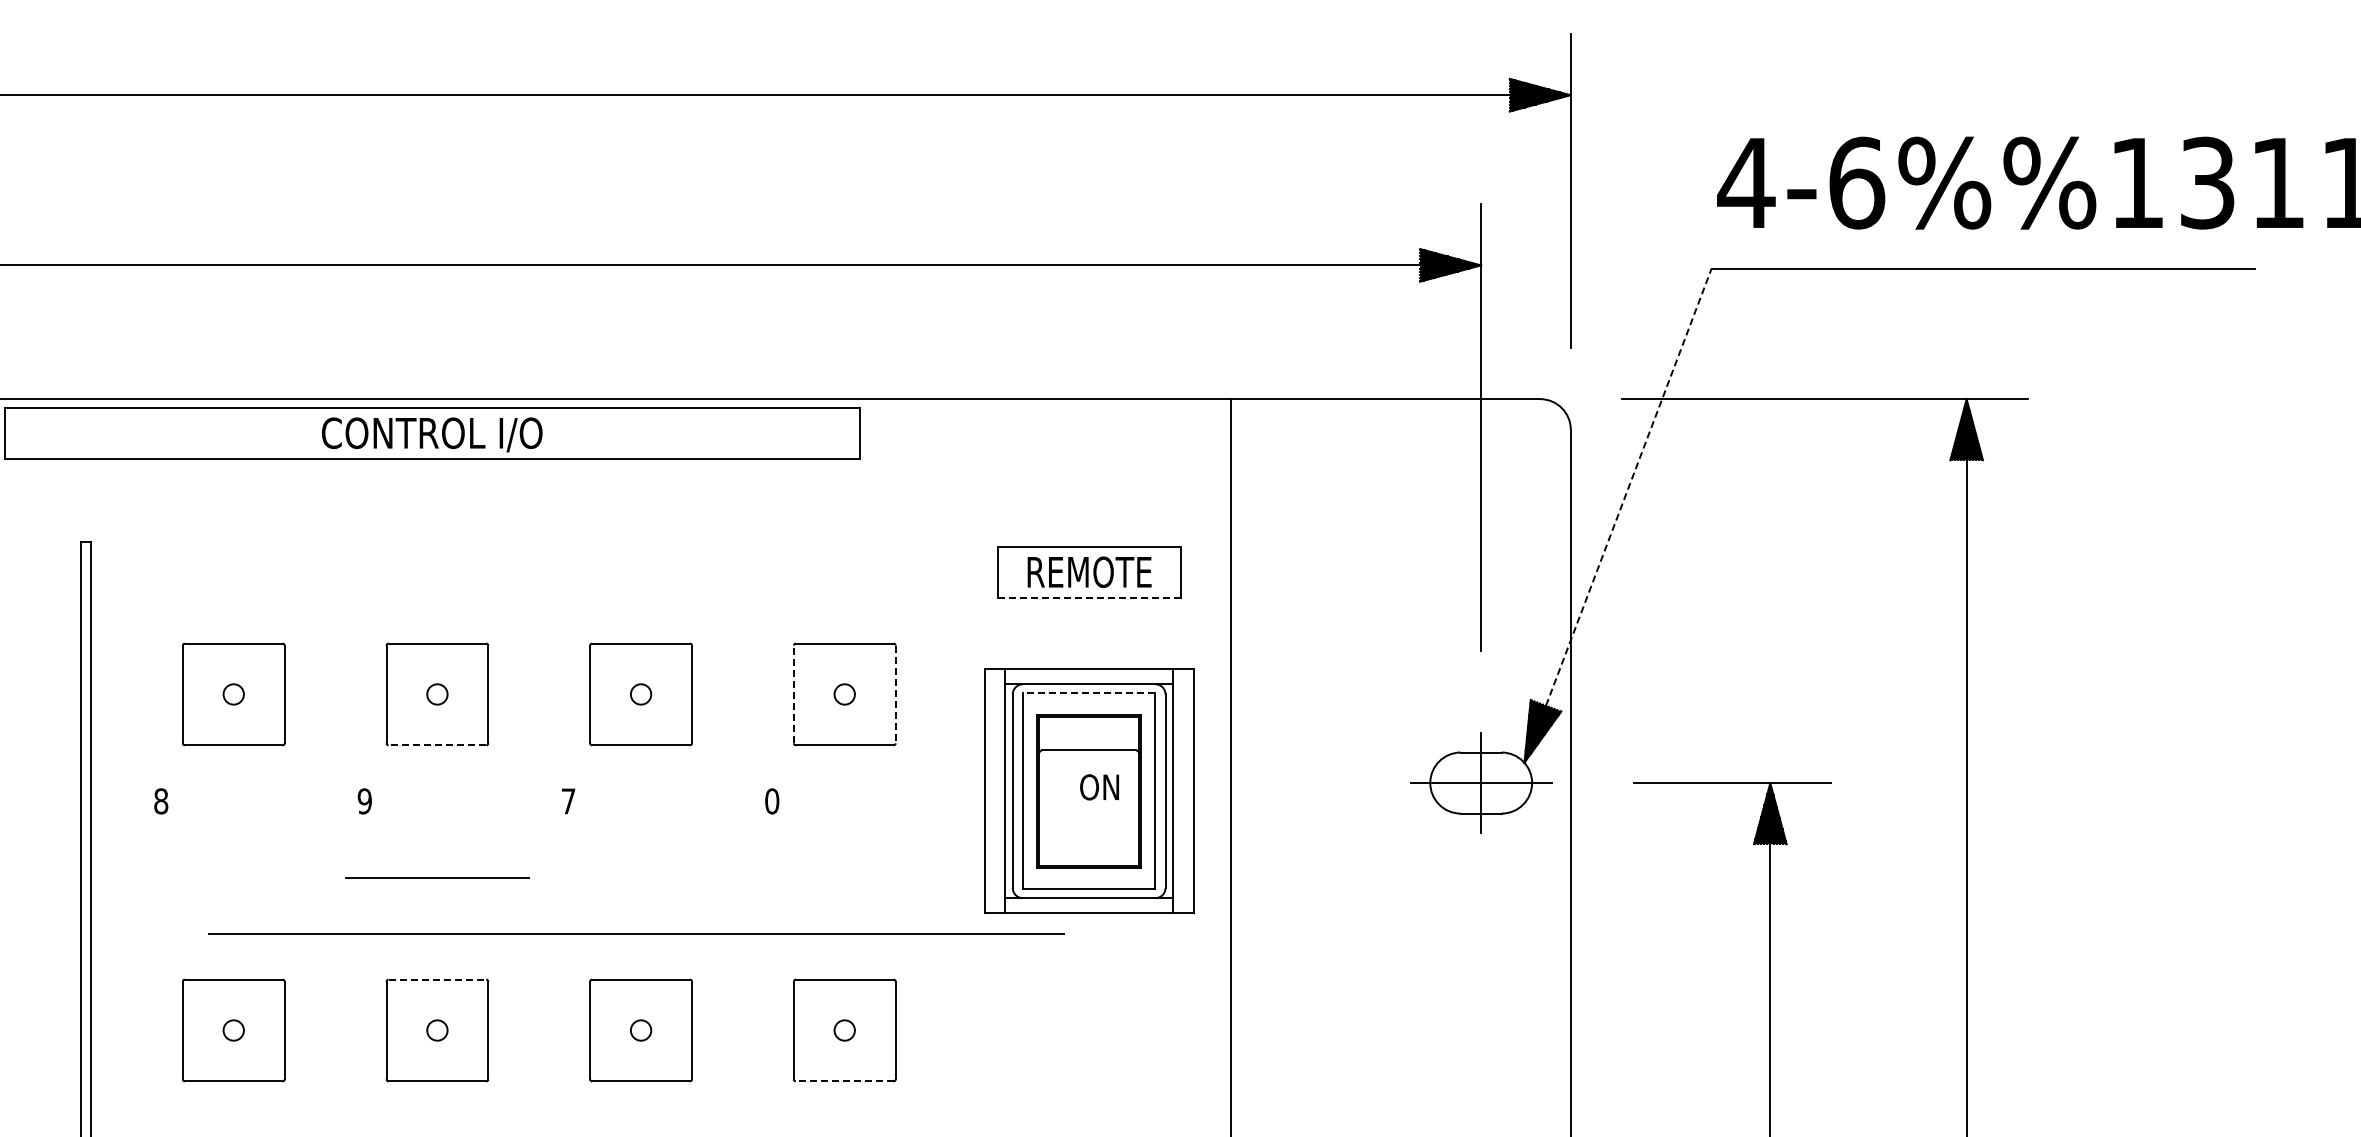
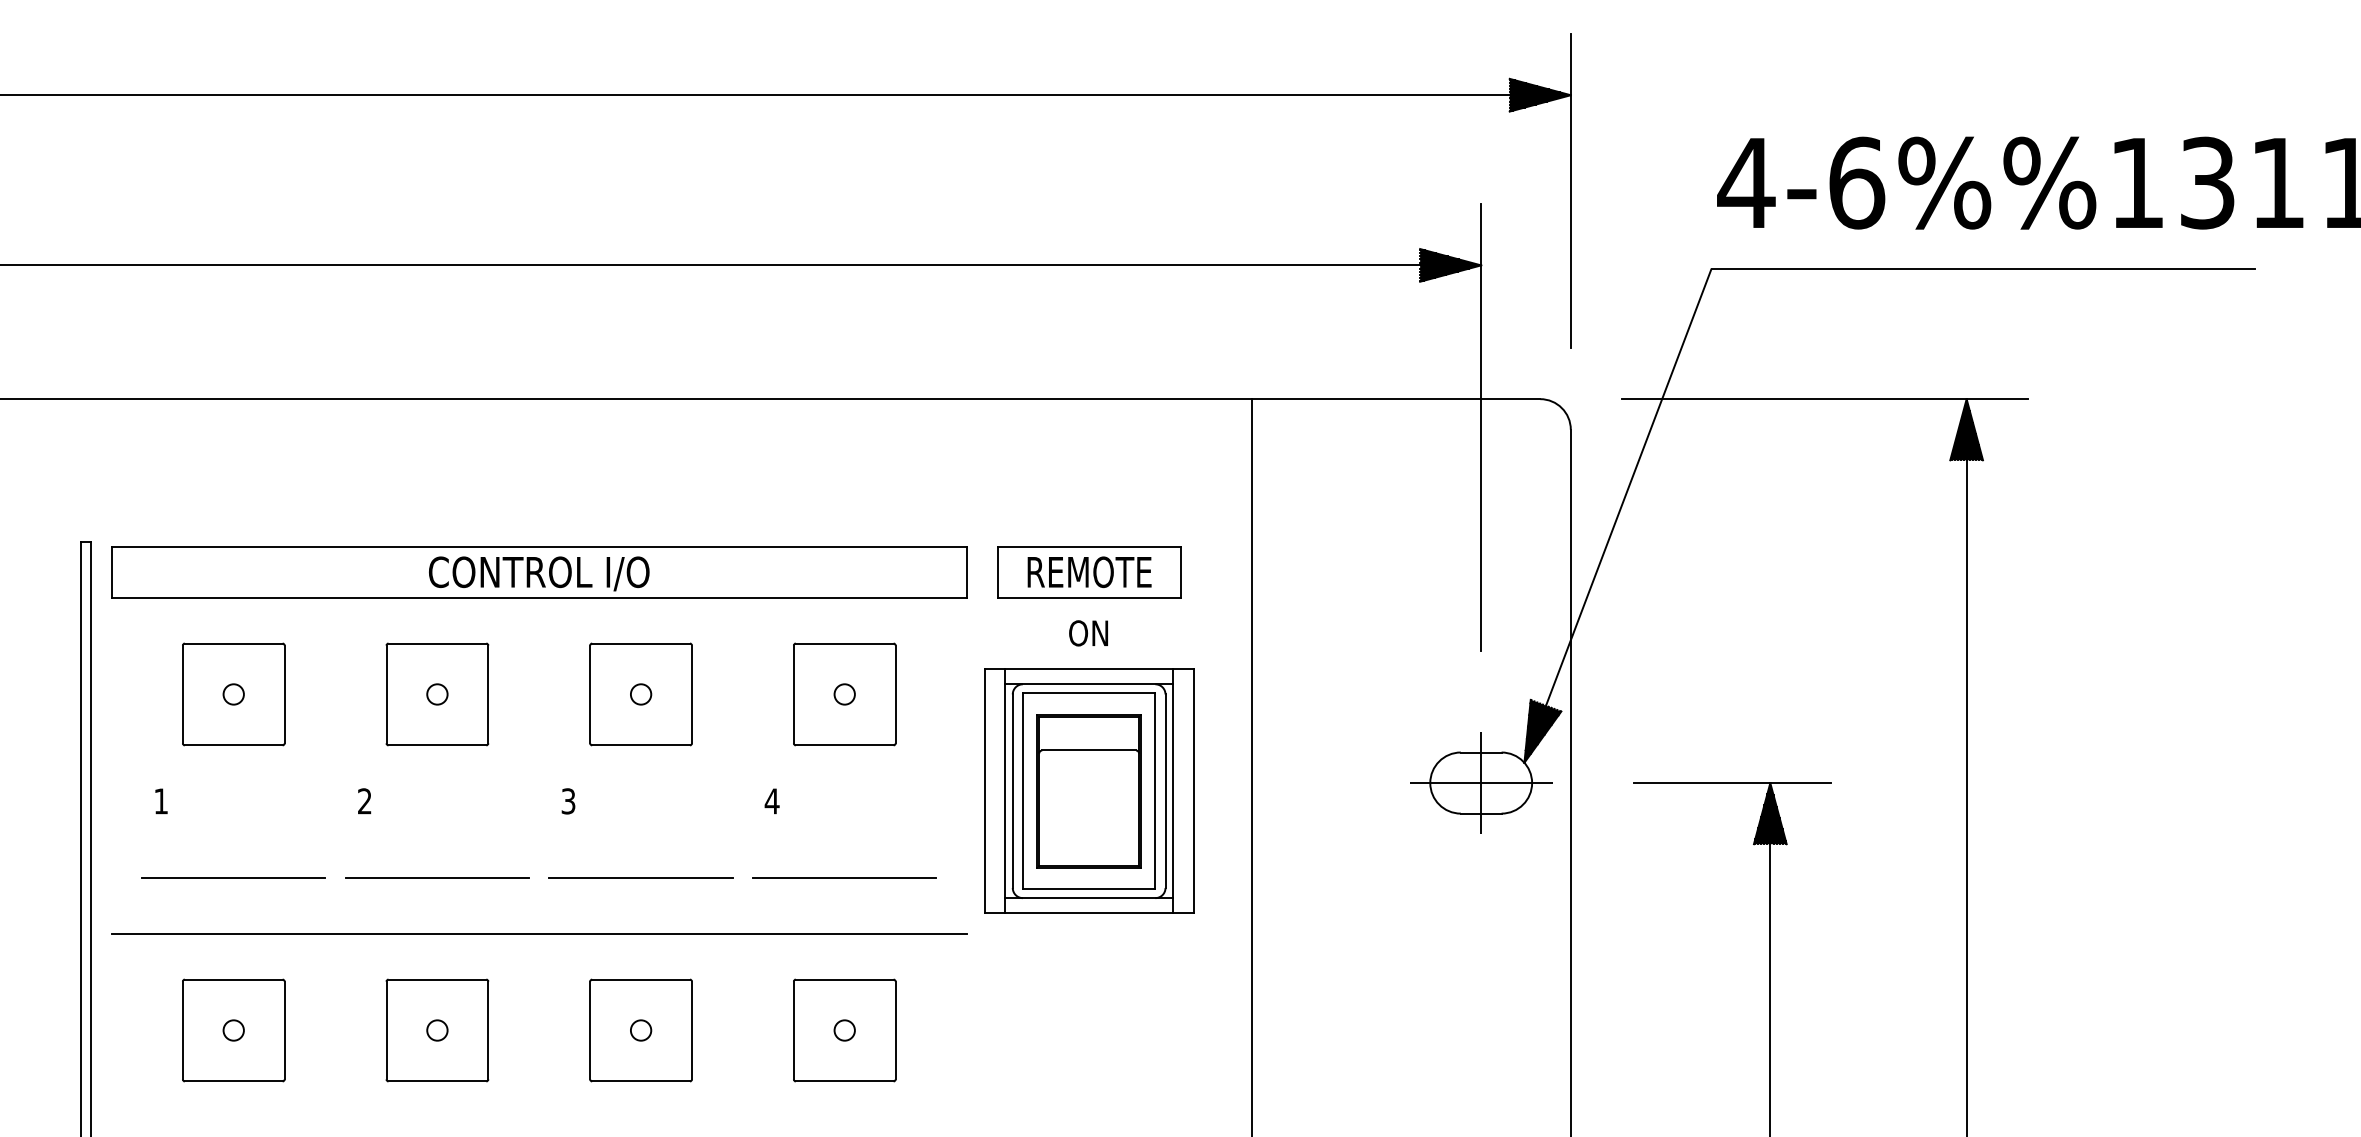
part position: (432, 433) -> (539, 572) (539, 572)
line: dashed -> solid (1628, 487)
line: dashed -> solid (1089, 597)
line: dashed -> solid (1089, 693)
line: dashed -> solid (793, 694)
line: dashed -> solid (895, 694)
line: dashed -> solid (437, 745)
line position: (1231, 766) -> (1252, 766) (1252, 766)
text position: (1099, 787) -> (1088, 633) (1088, 633)
text: 8 -> 1 (161, 801)
text: 9 -> 2 (364, 801)
text: 7 -> 3 (568, 801)
text: 0 -> 4 (771, 801)
line: none -> present (233, 877)
line: none -> present (640, 877)
line: none -> present (844, 877)
line position: (636, 933) -> (539, 933) (539, 933)
line: dashed -> solid (437, 979)
line: dashed -> solid (844, 1081)
